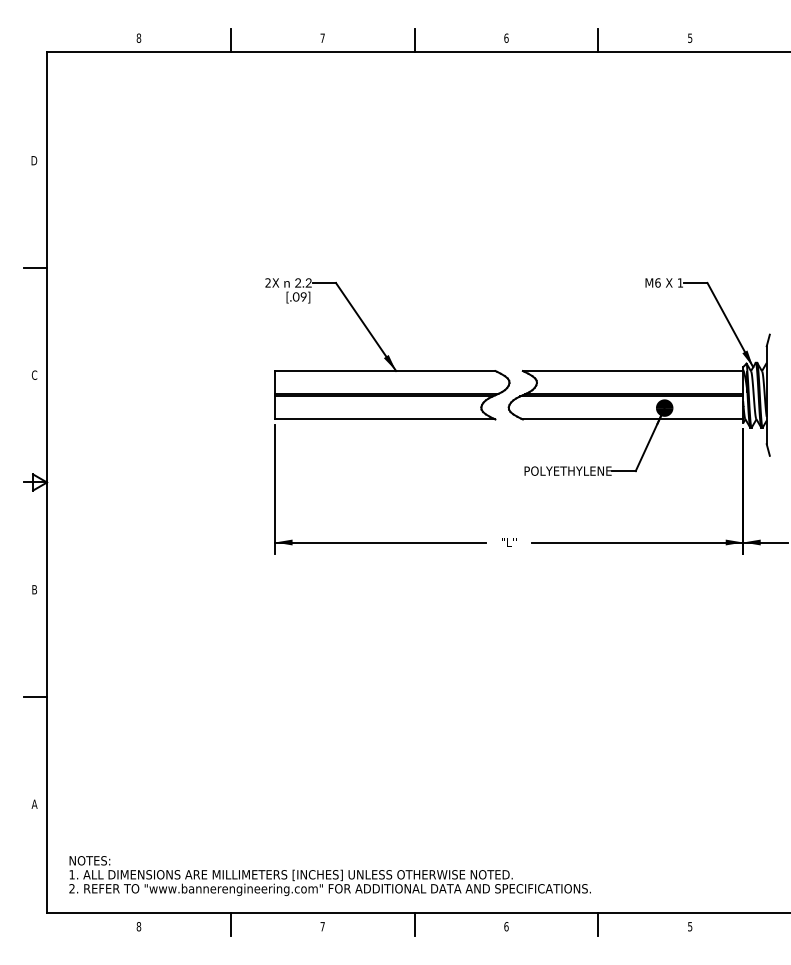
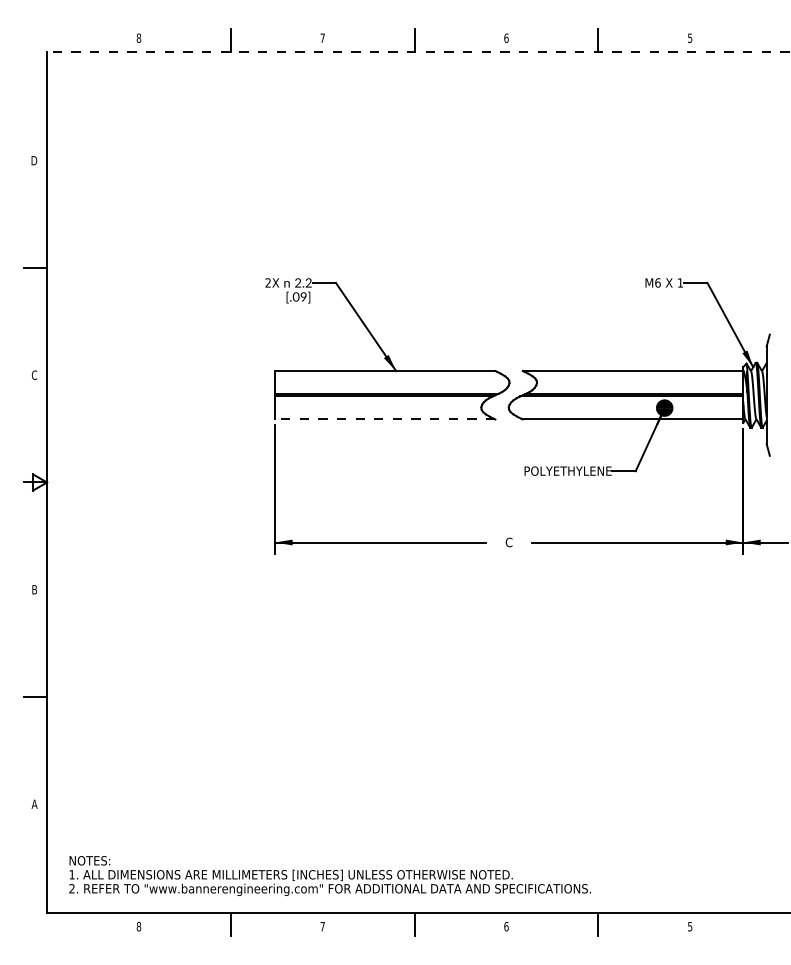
line: solid -> dashed (418, 52)
line: solid -> dashed (384, 419)
text: "L" -> C (509, 542)
